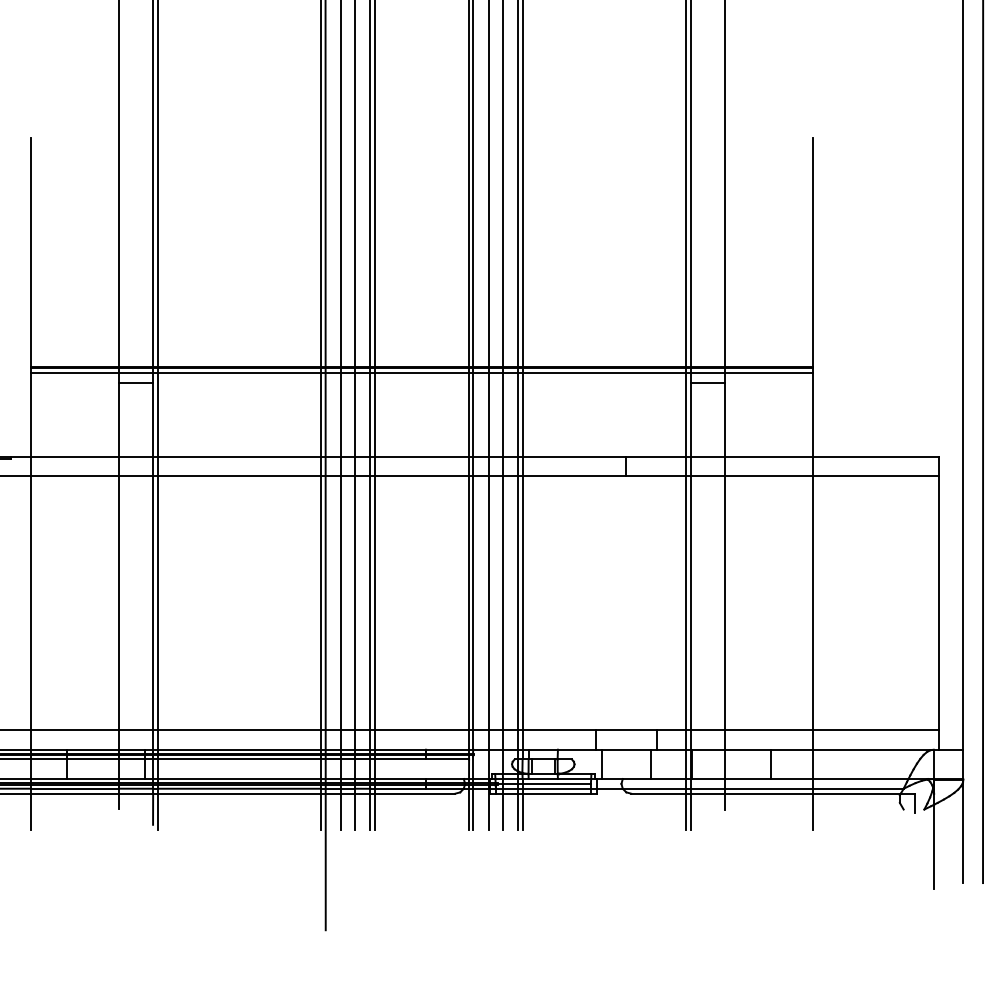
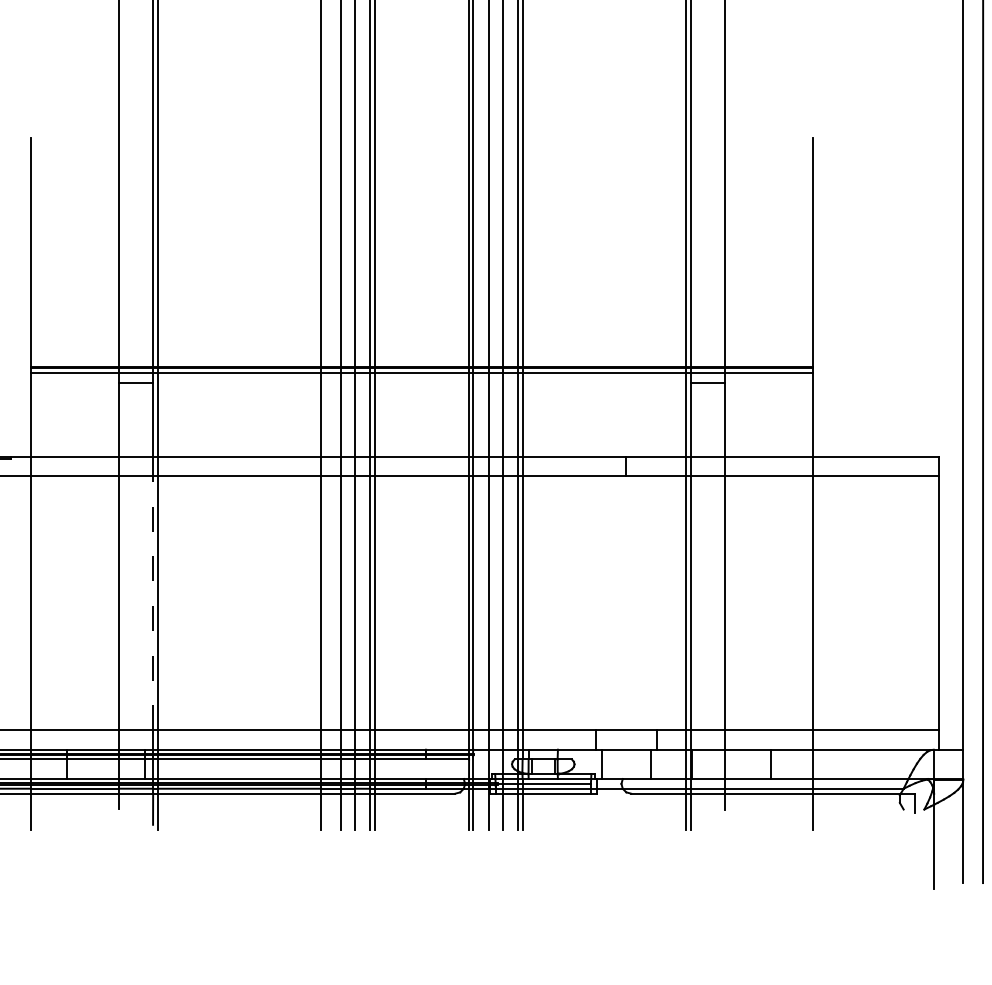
line: present -> none (325, 466)
line: solid -> dashed (153, 602)
